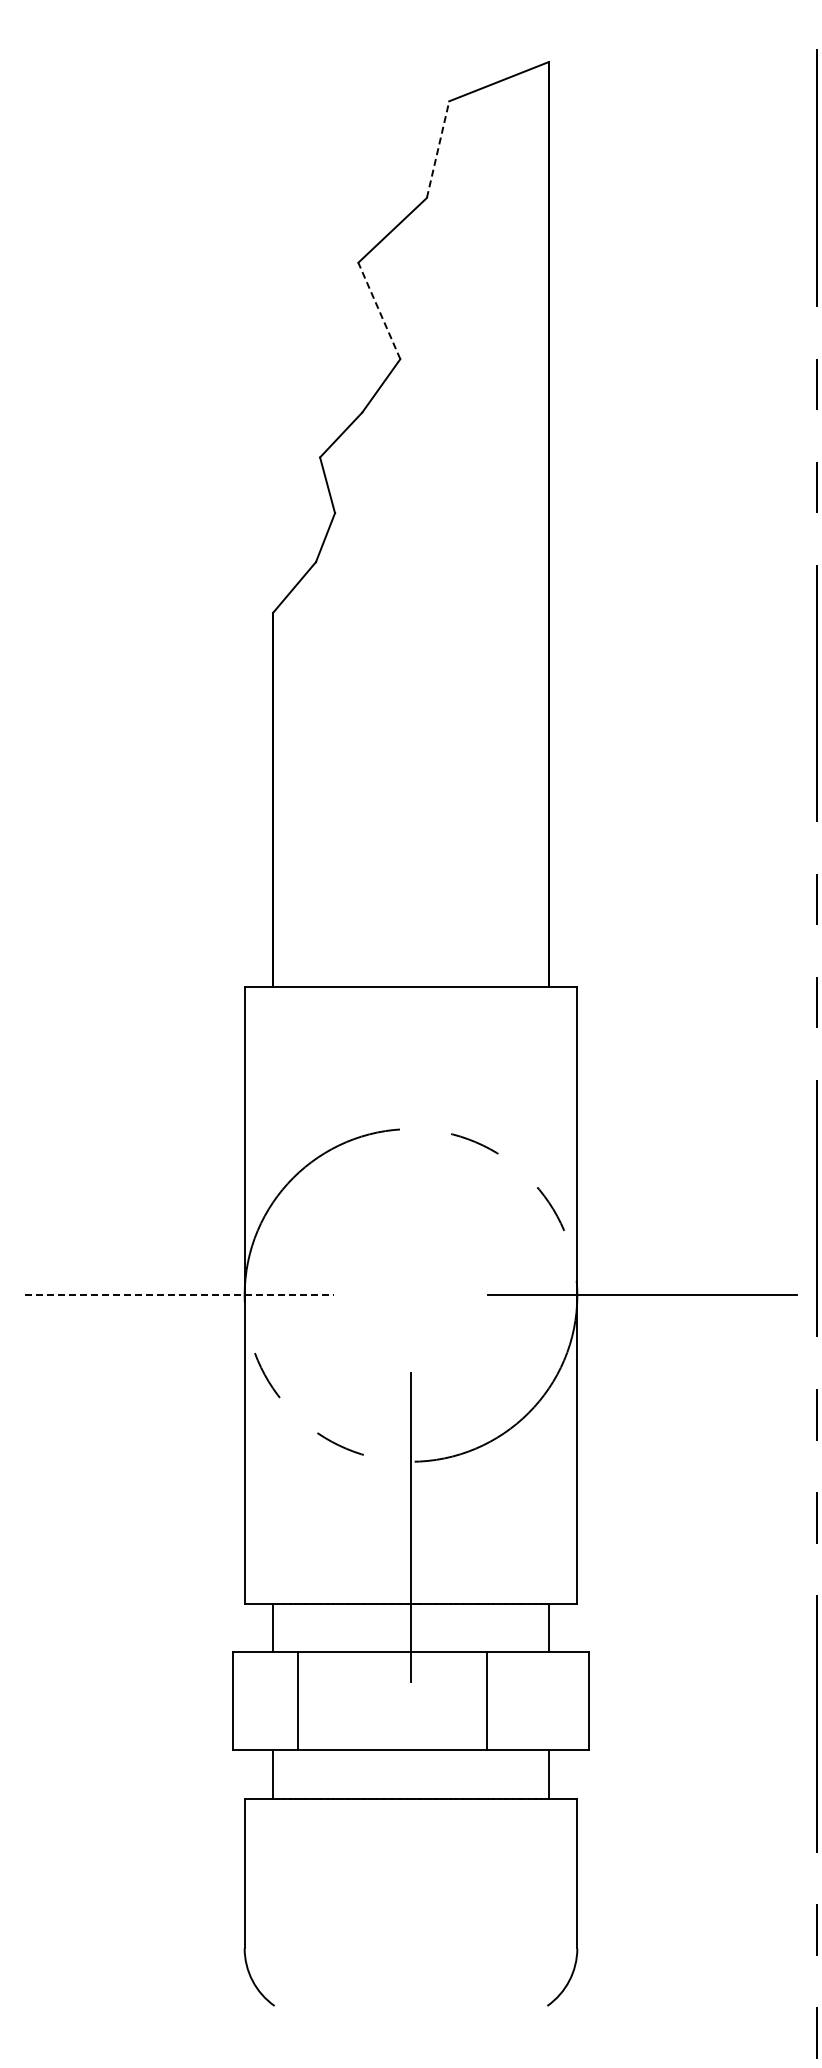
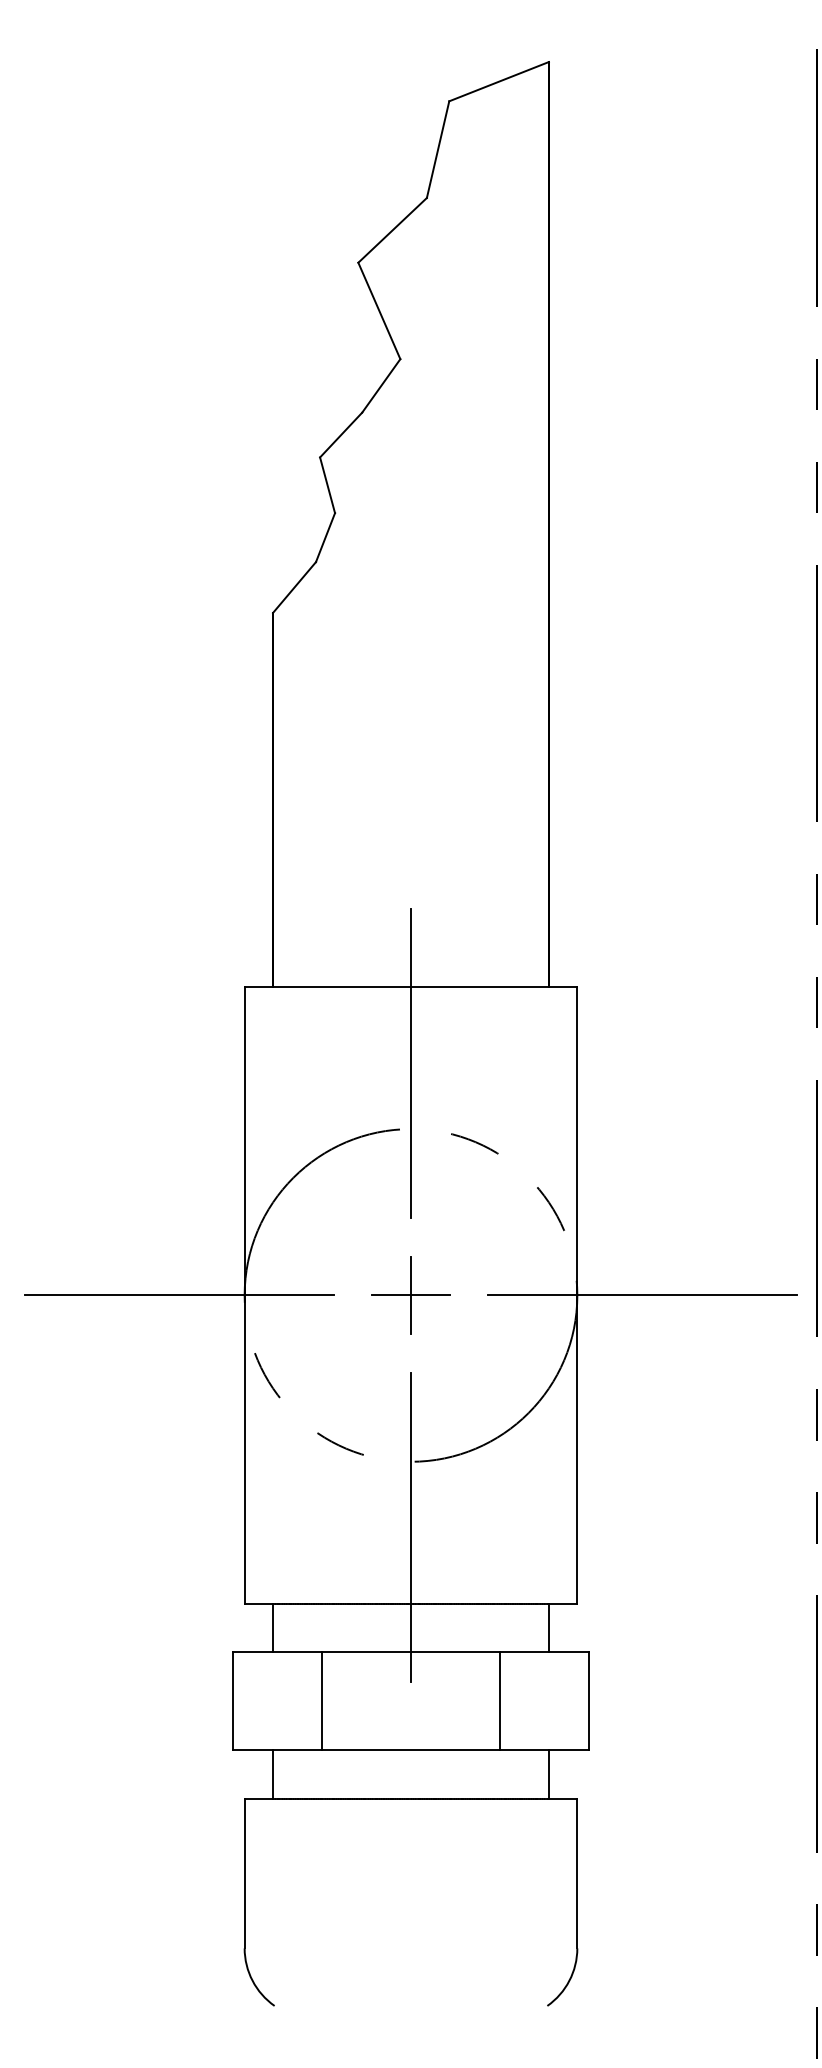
line: dashed -> solid (438, 149)
line: dashed -> solid (379, 310)
line: none -> present (410, 1063)
line: dashed -> solid (179, 1295)
part: none -> present (410, 1295)
line position: (297, 1700) -> (321, 1700) (321, 1700)
line position: (487, 1700) -> (500, 1700) (500, 1700)
